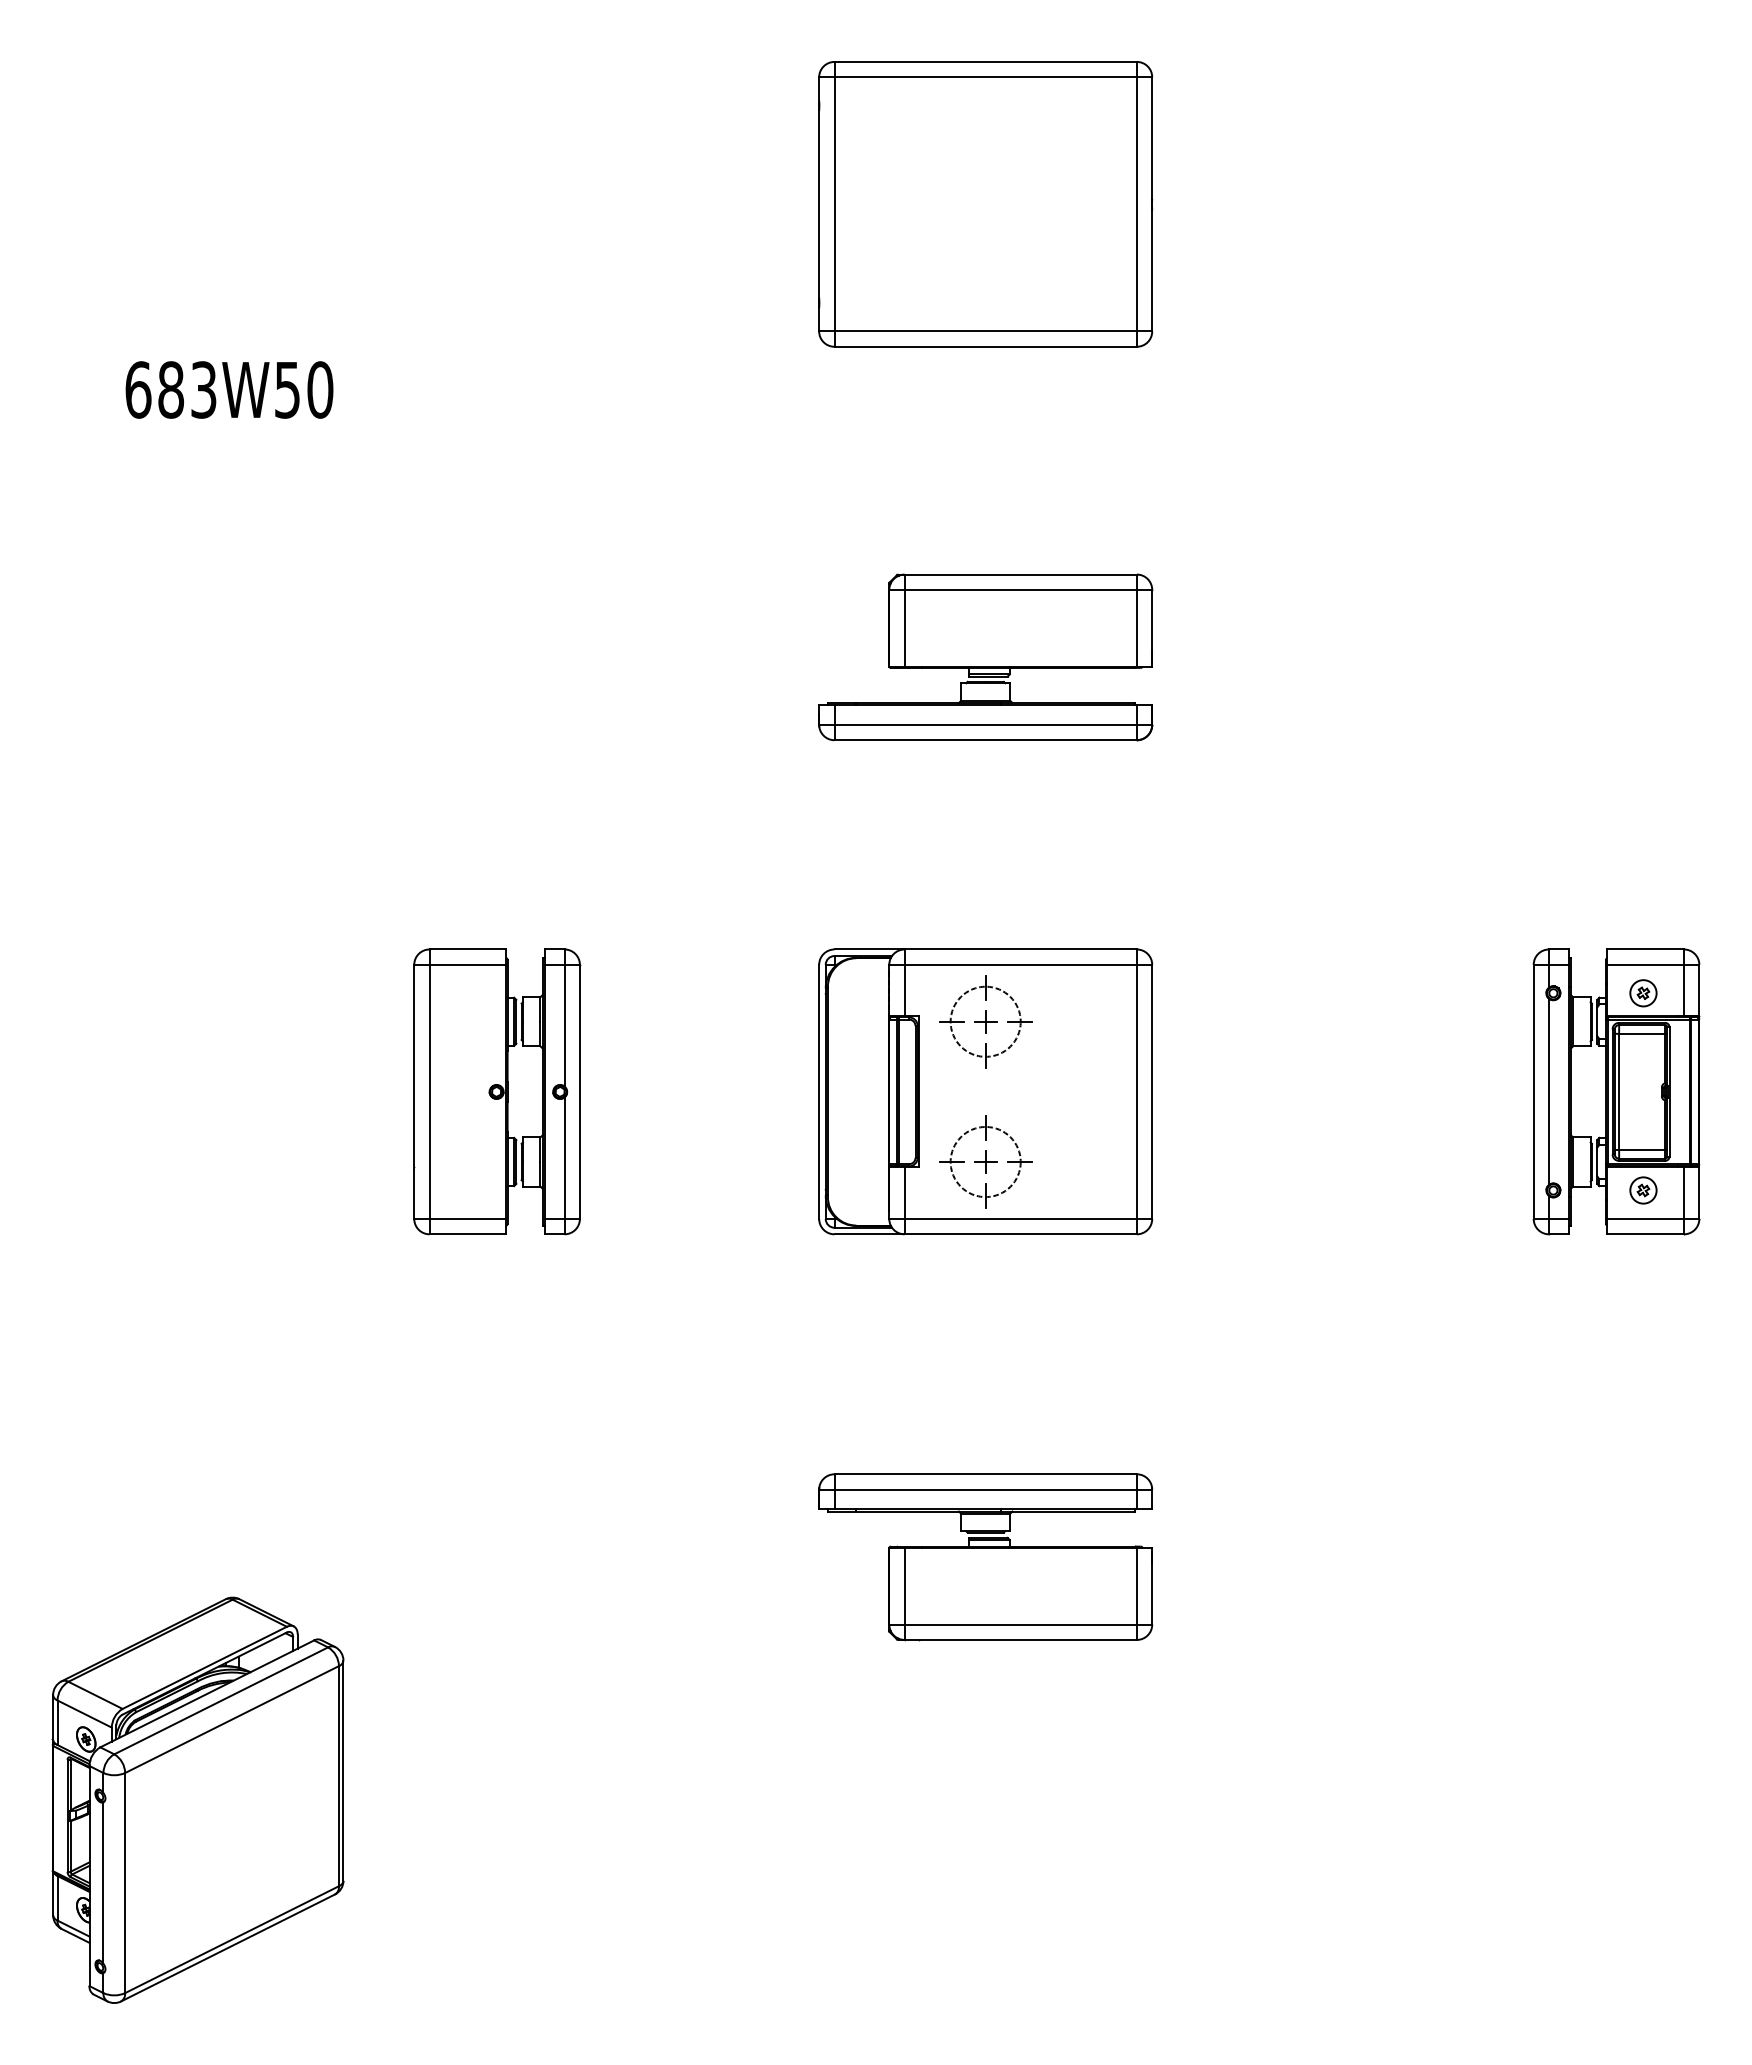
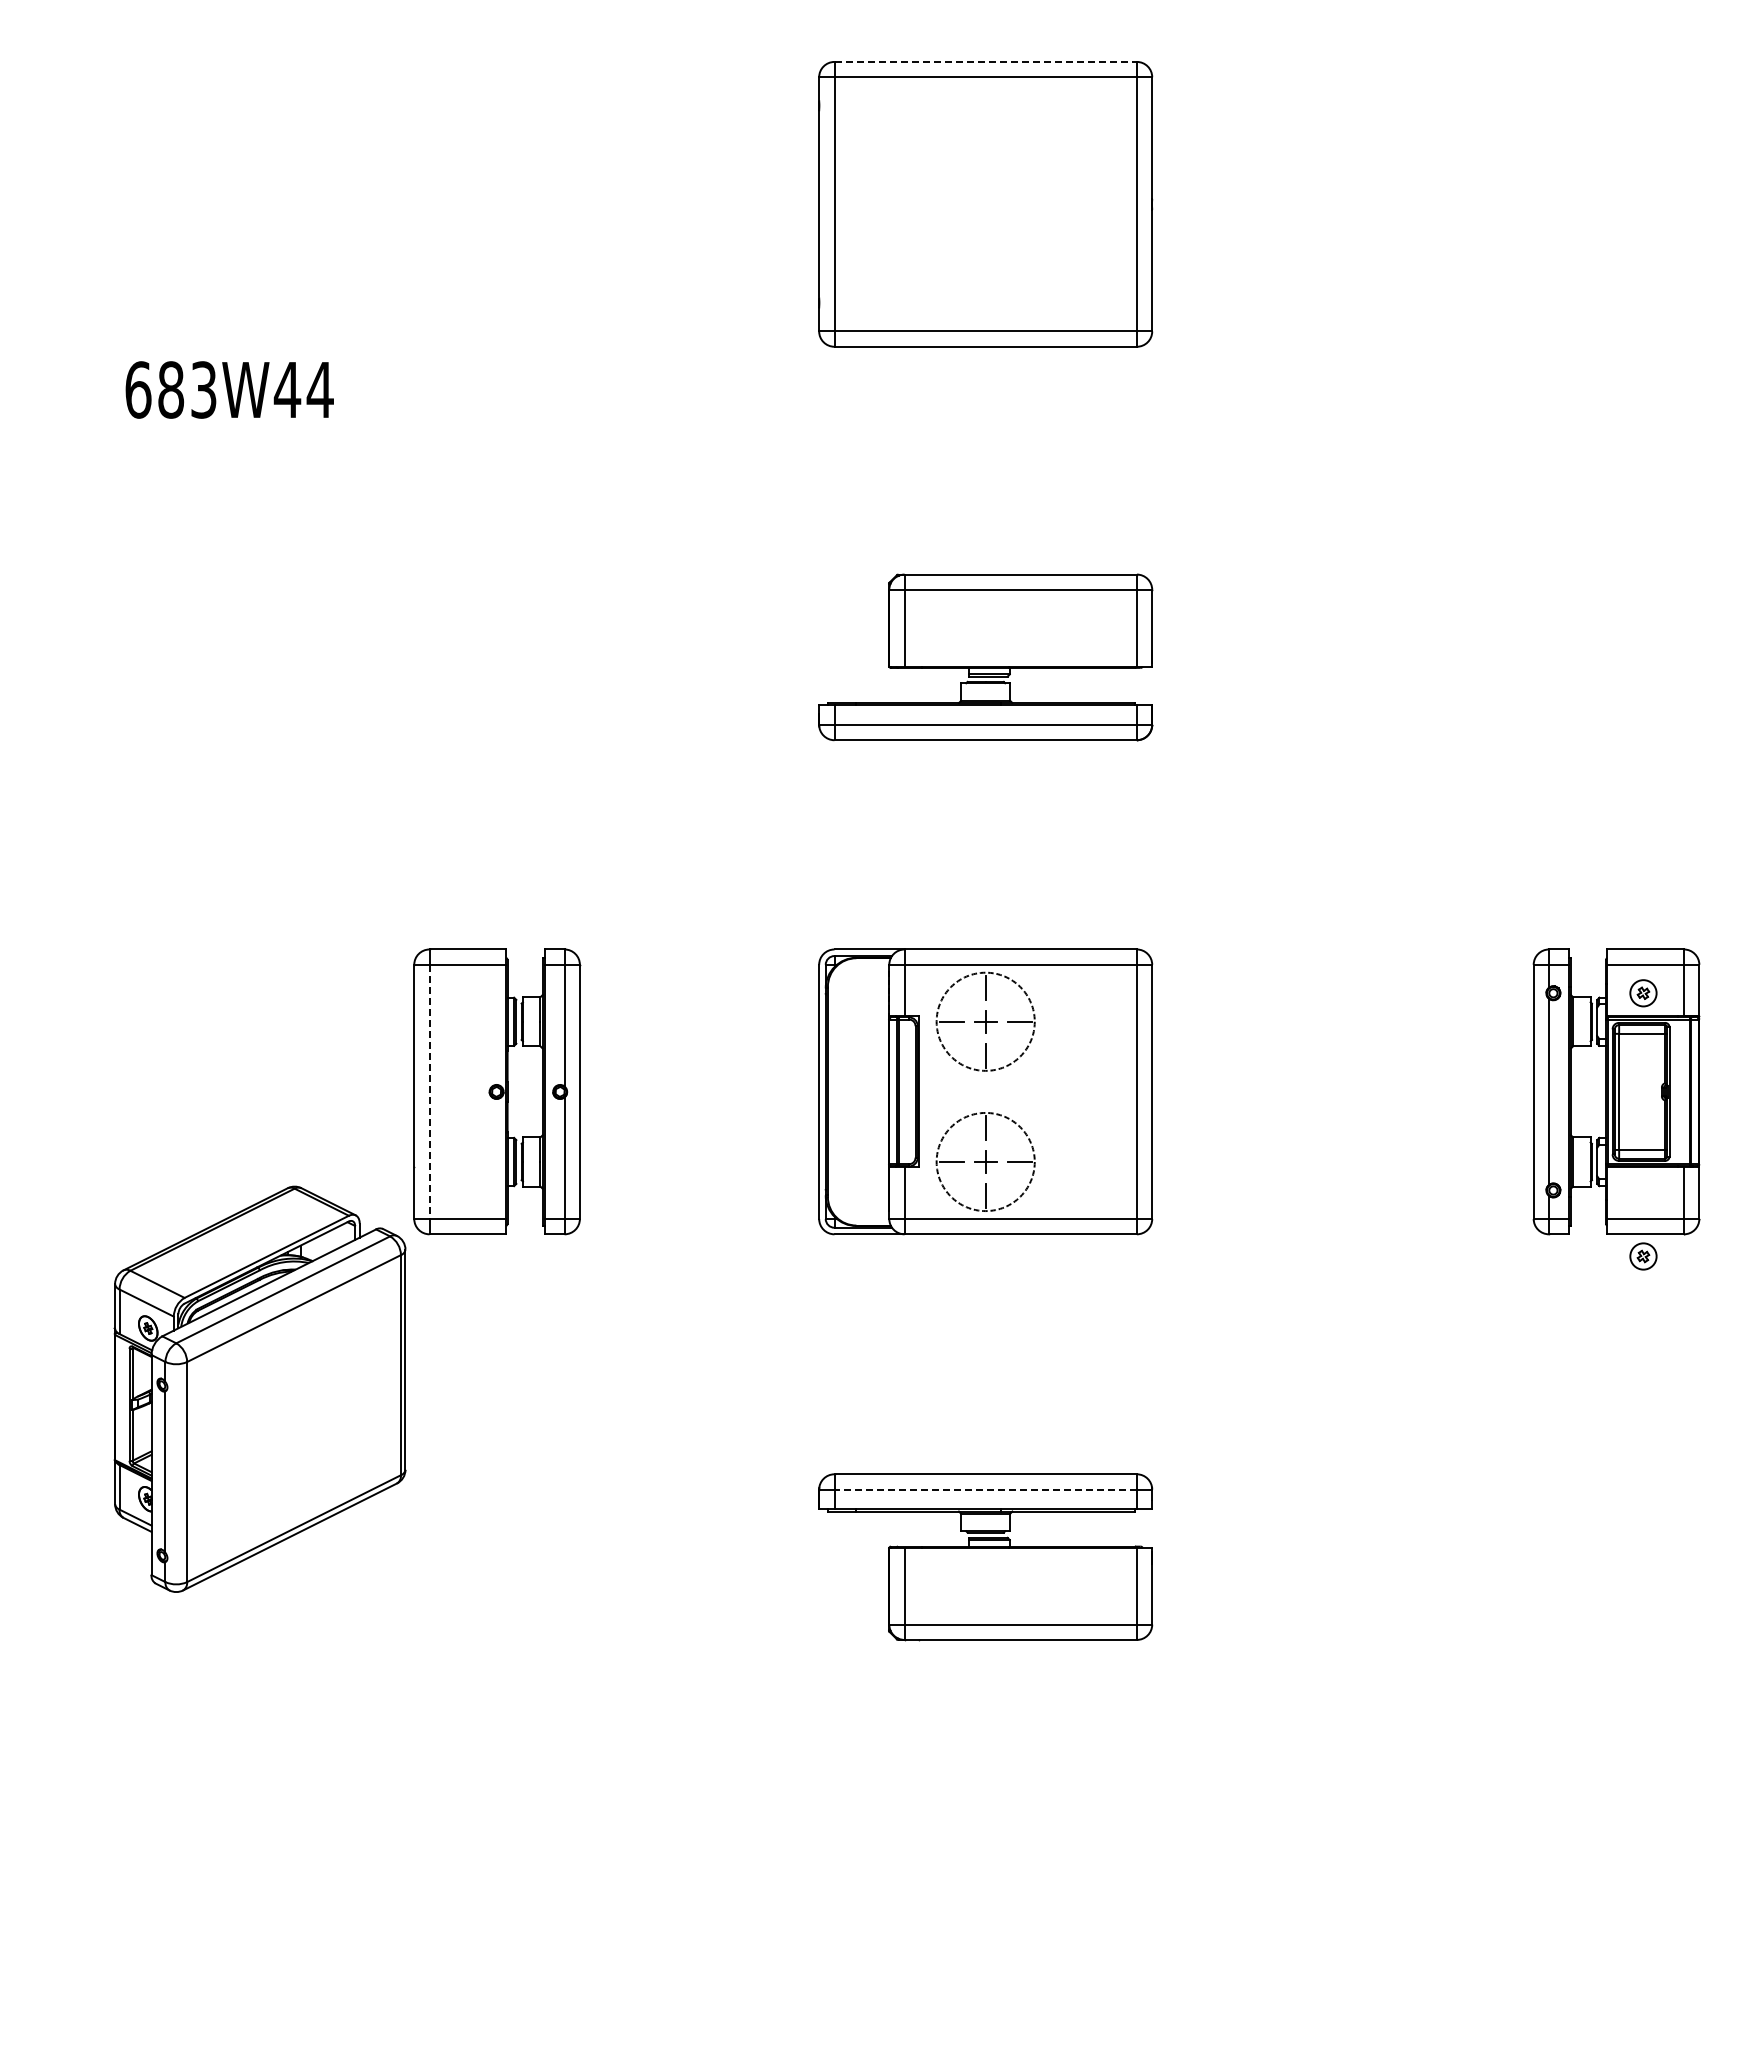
line: solid -> dashed (986, 61)
text: 683W50 -> 683W44 (303, 389)
circle diameter: 70 px -> 98 px (985, 1021)
line: solid -> dashed (429, 1092)
circle diameter: 70 px -> 98 px (985, 1161)
part position: (1643, 1190) -> (1643, 1256) (1643, 1256)
line: solid -> dashed (985, 1489)
part position: (197, 1799) -> (259, 1388) (259, 1388)
